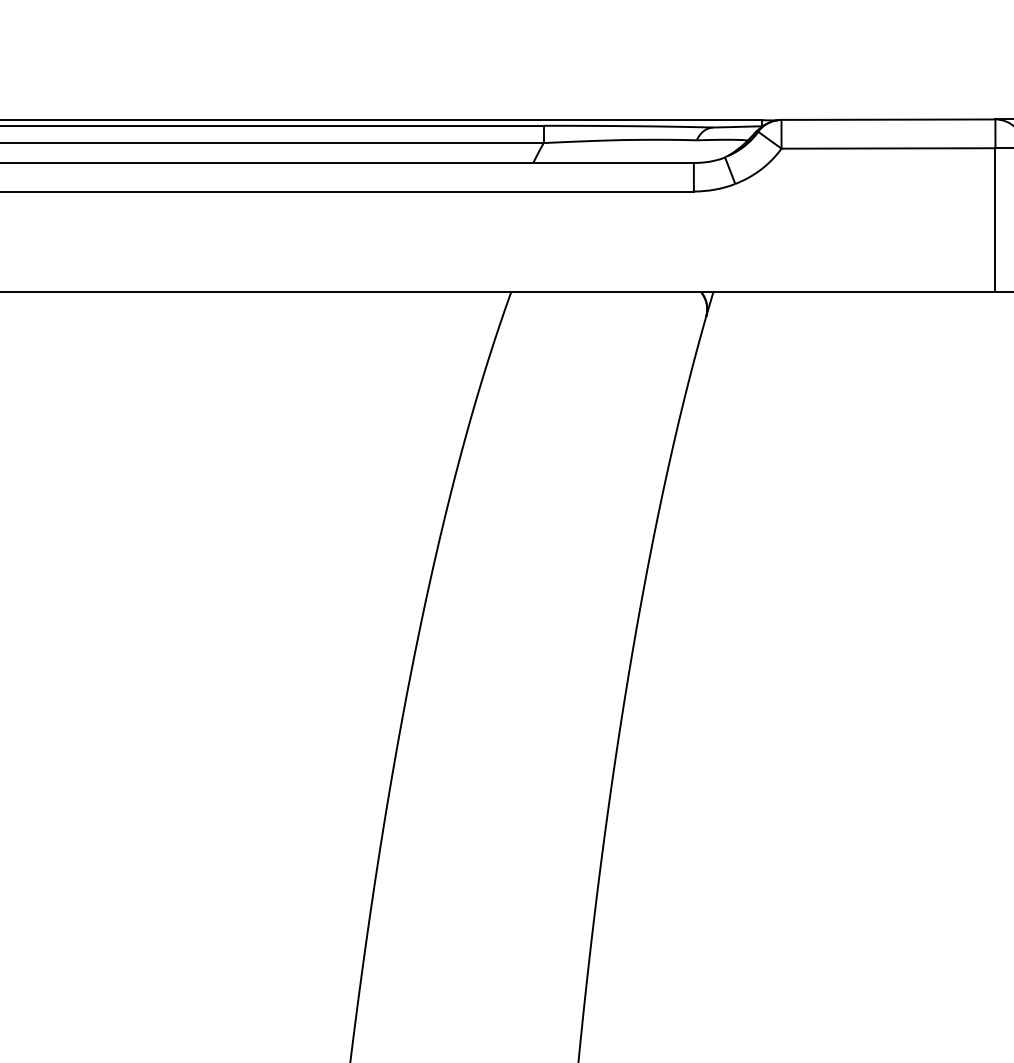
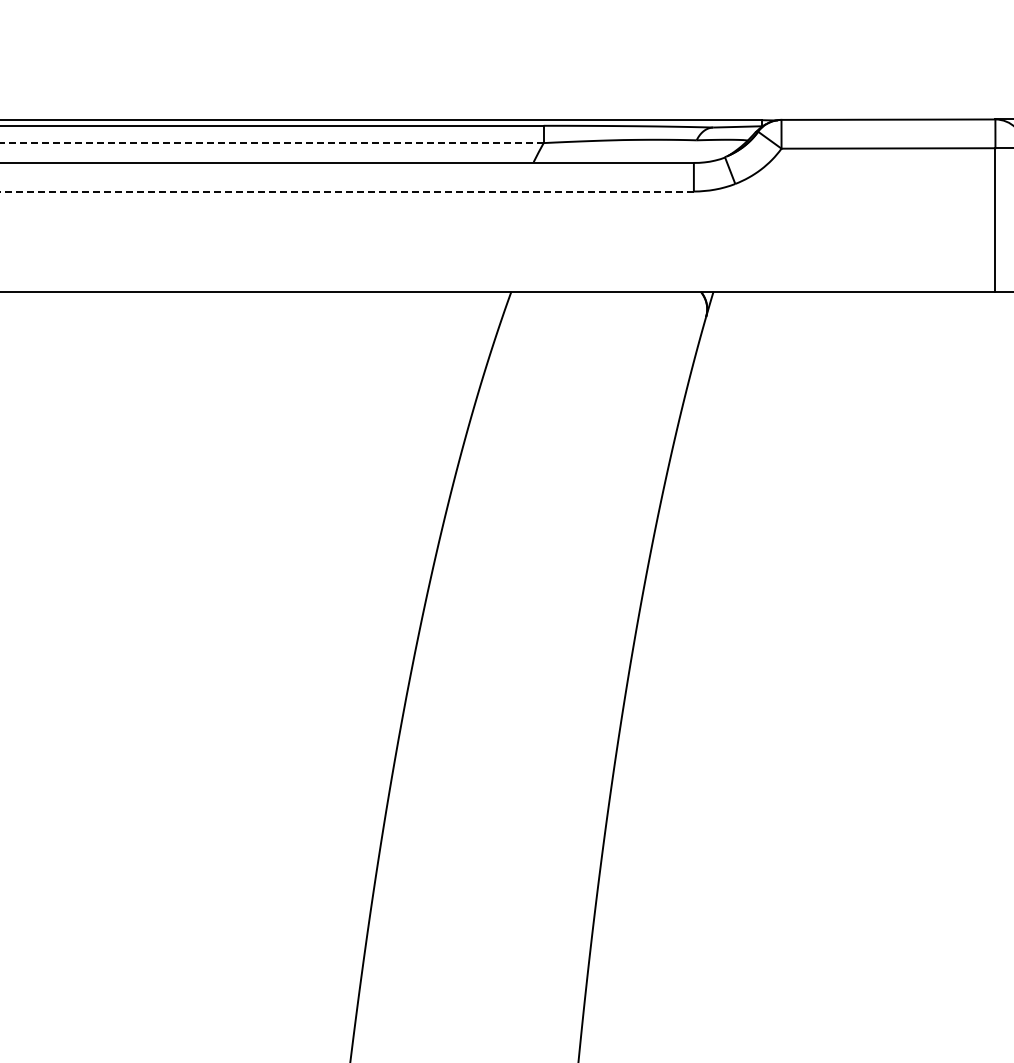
line: solid -> dashed (271, 143)
line: solid -> dashed (346, 191)
